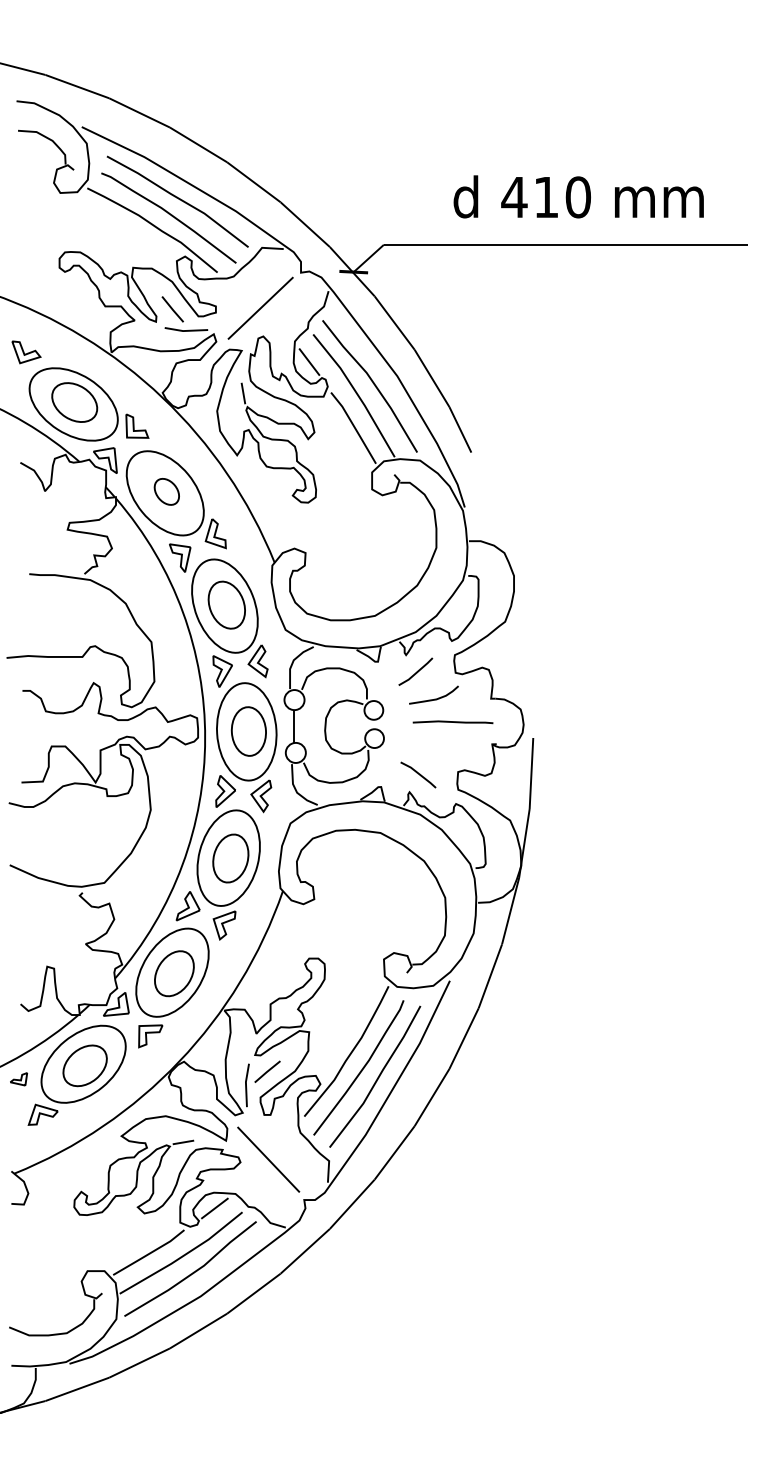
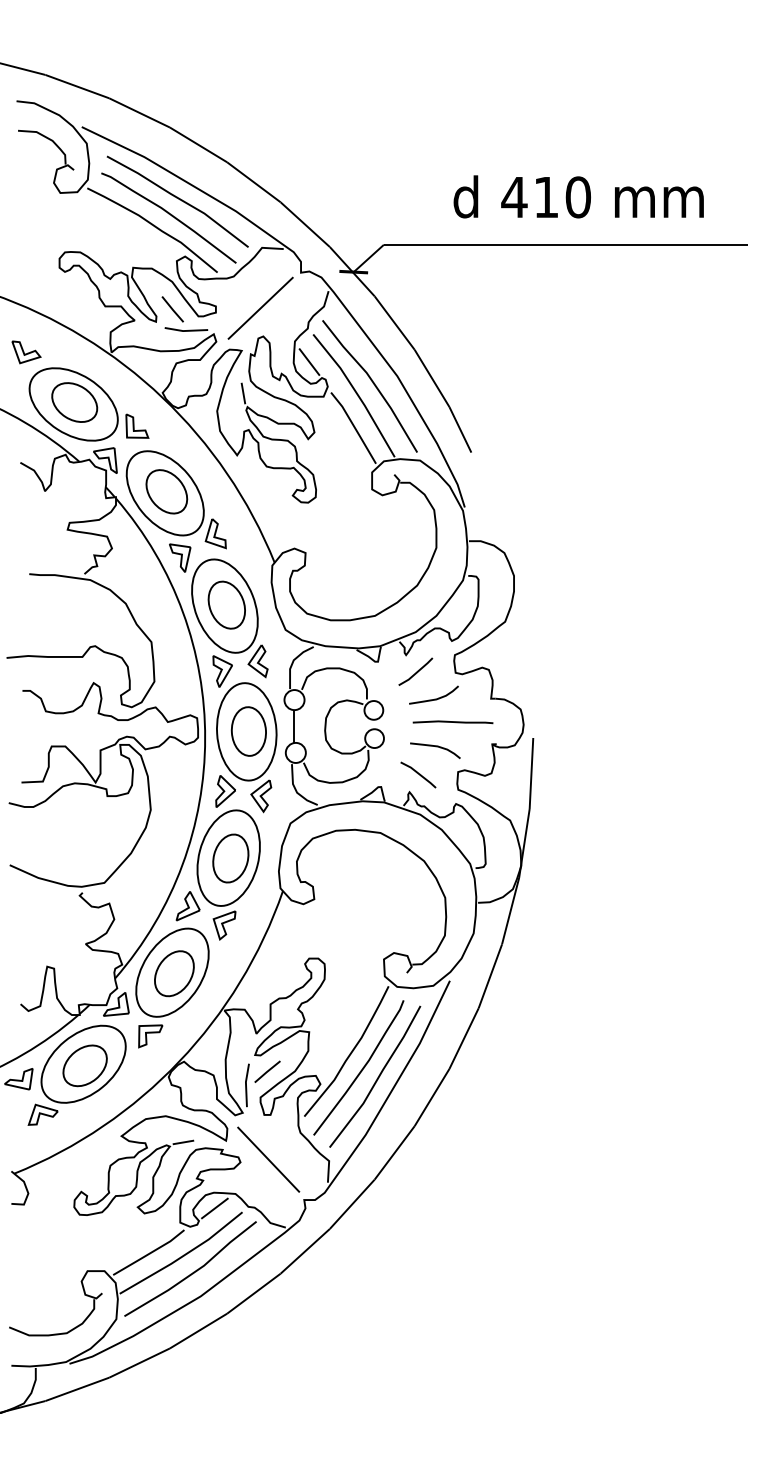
part size: 27x28 px -> 44x46 px (166, 491)
curve: none -> present (435, 747)
part size: 19x15 px -> 30x23 px (18, 1079)
